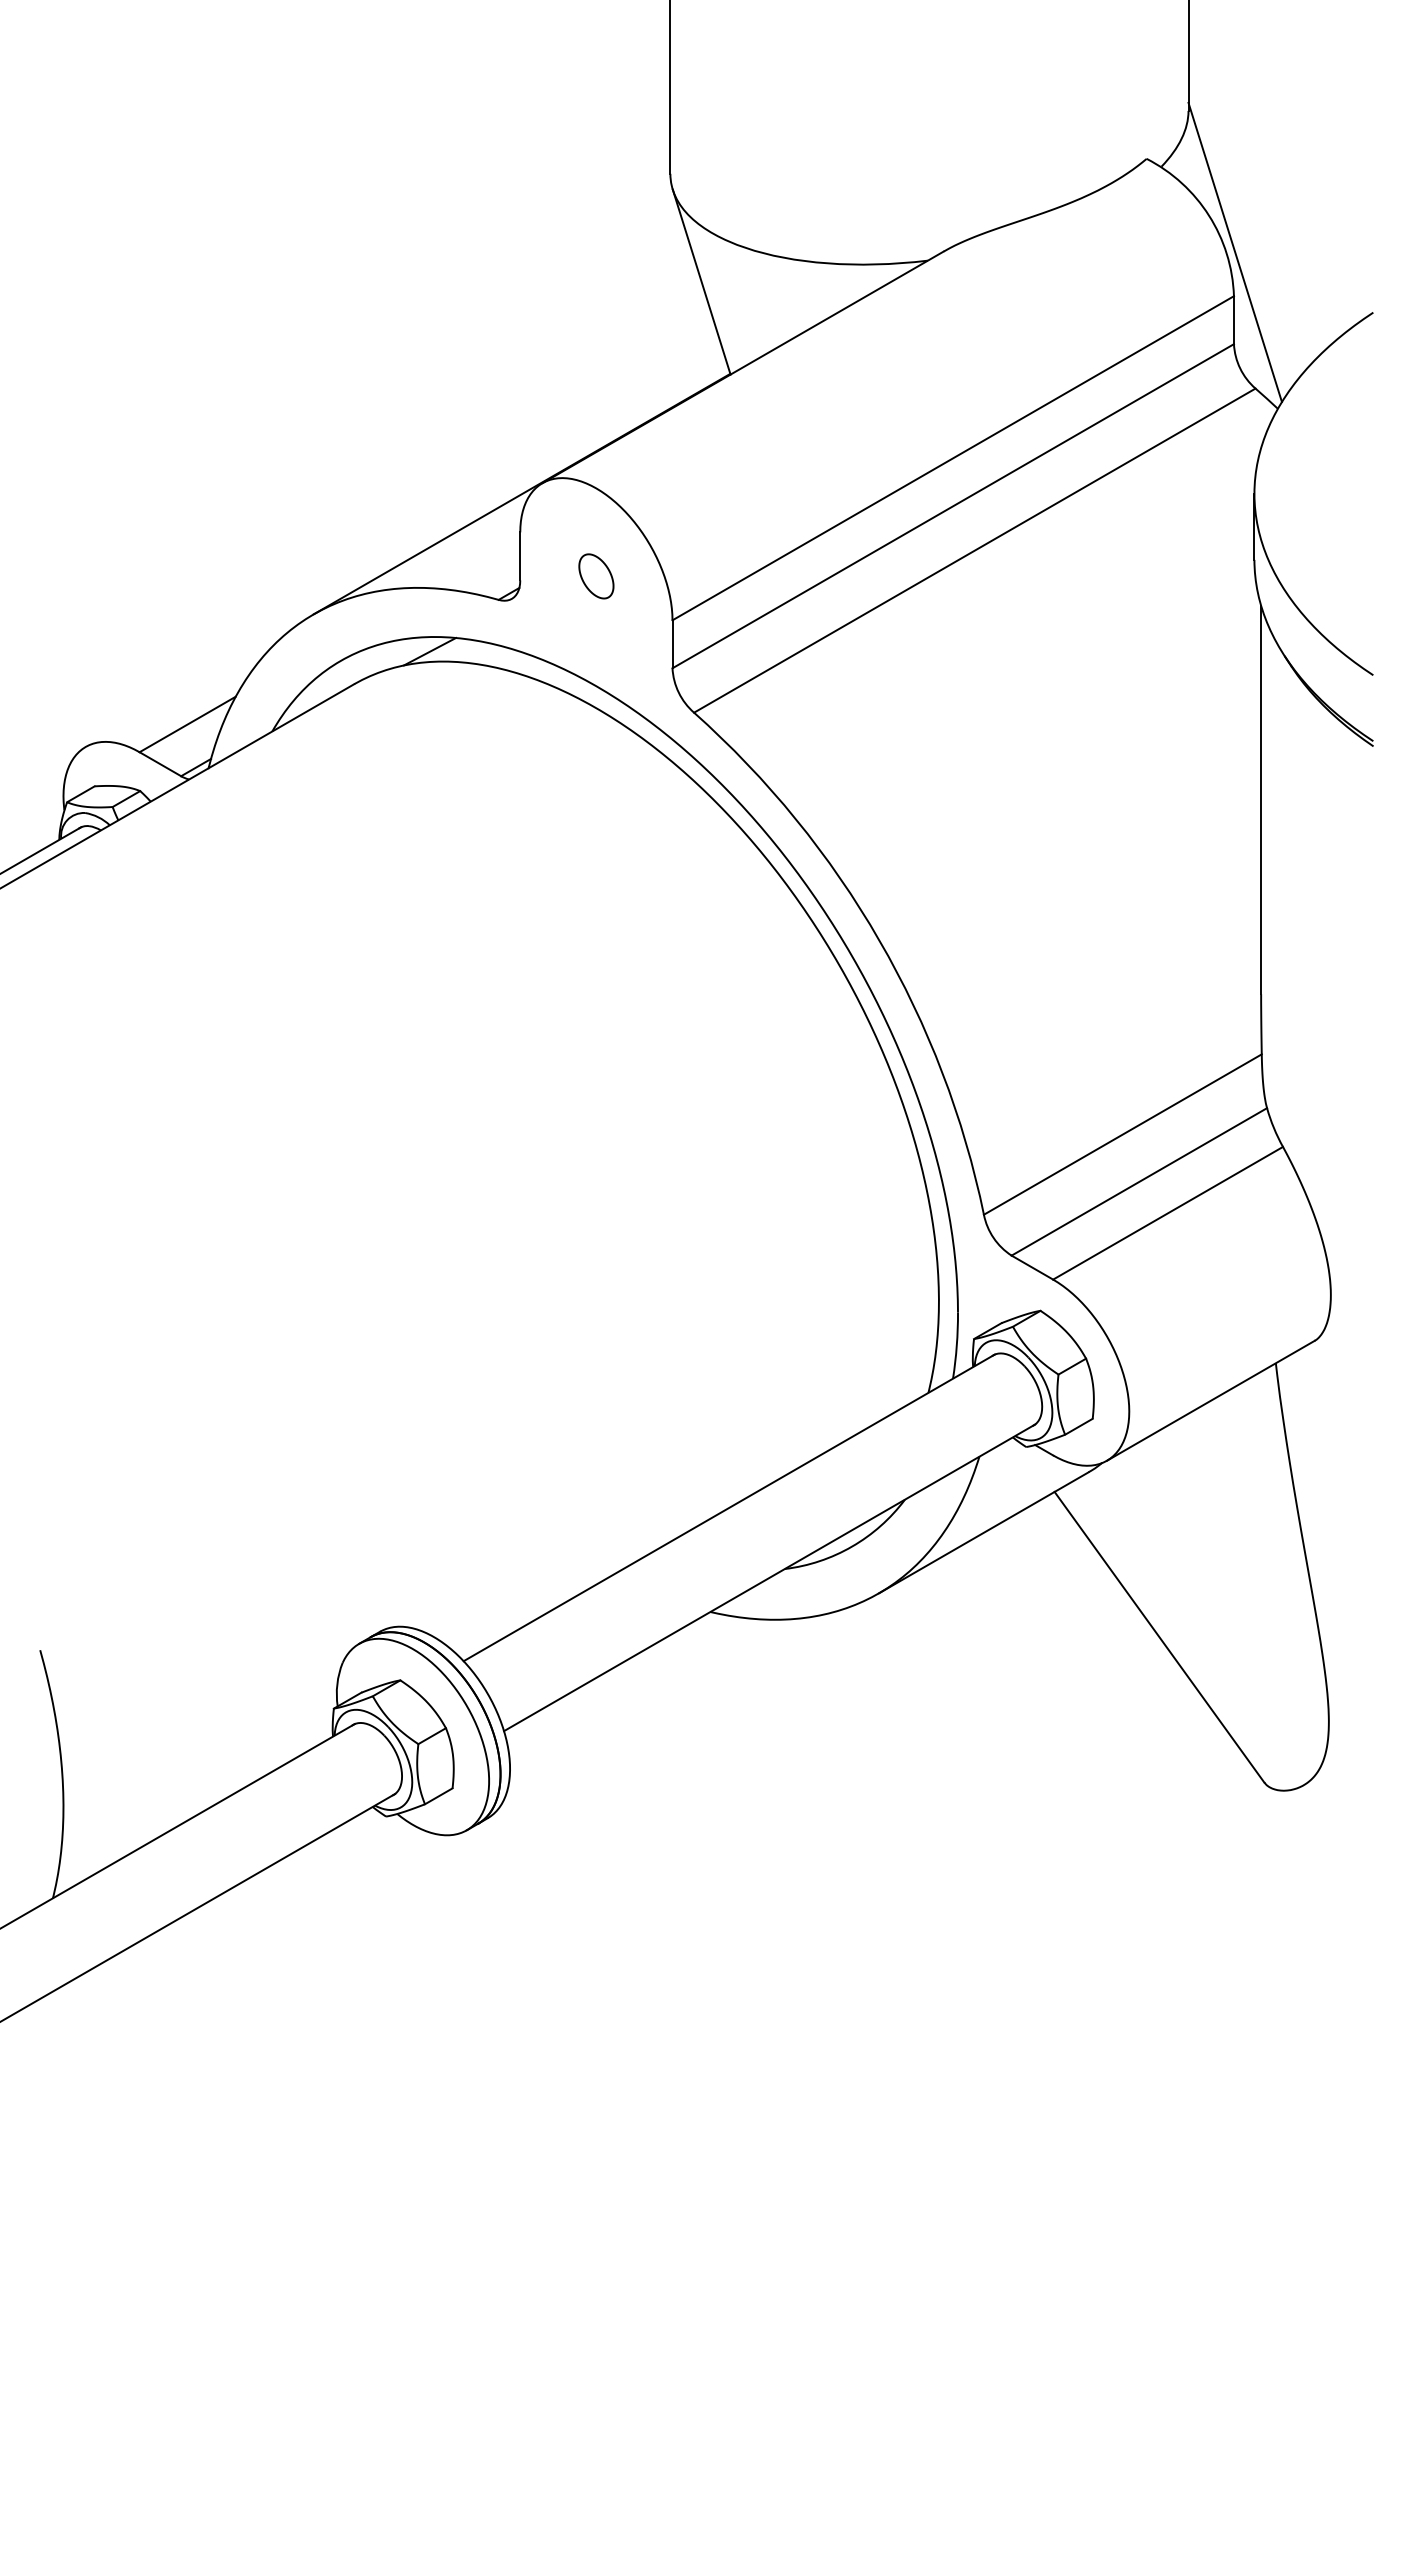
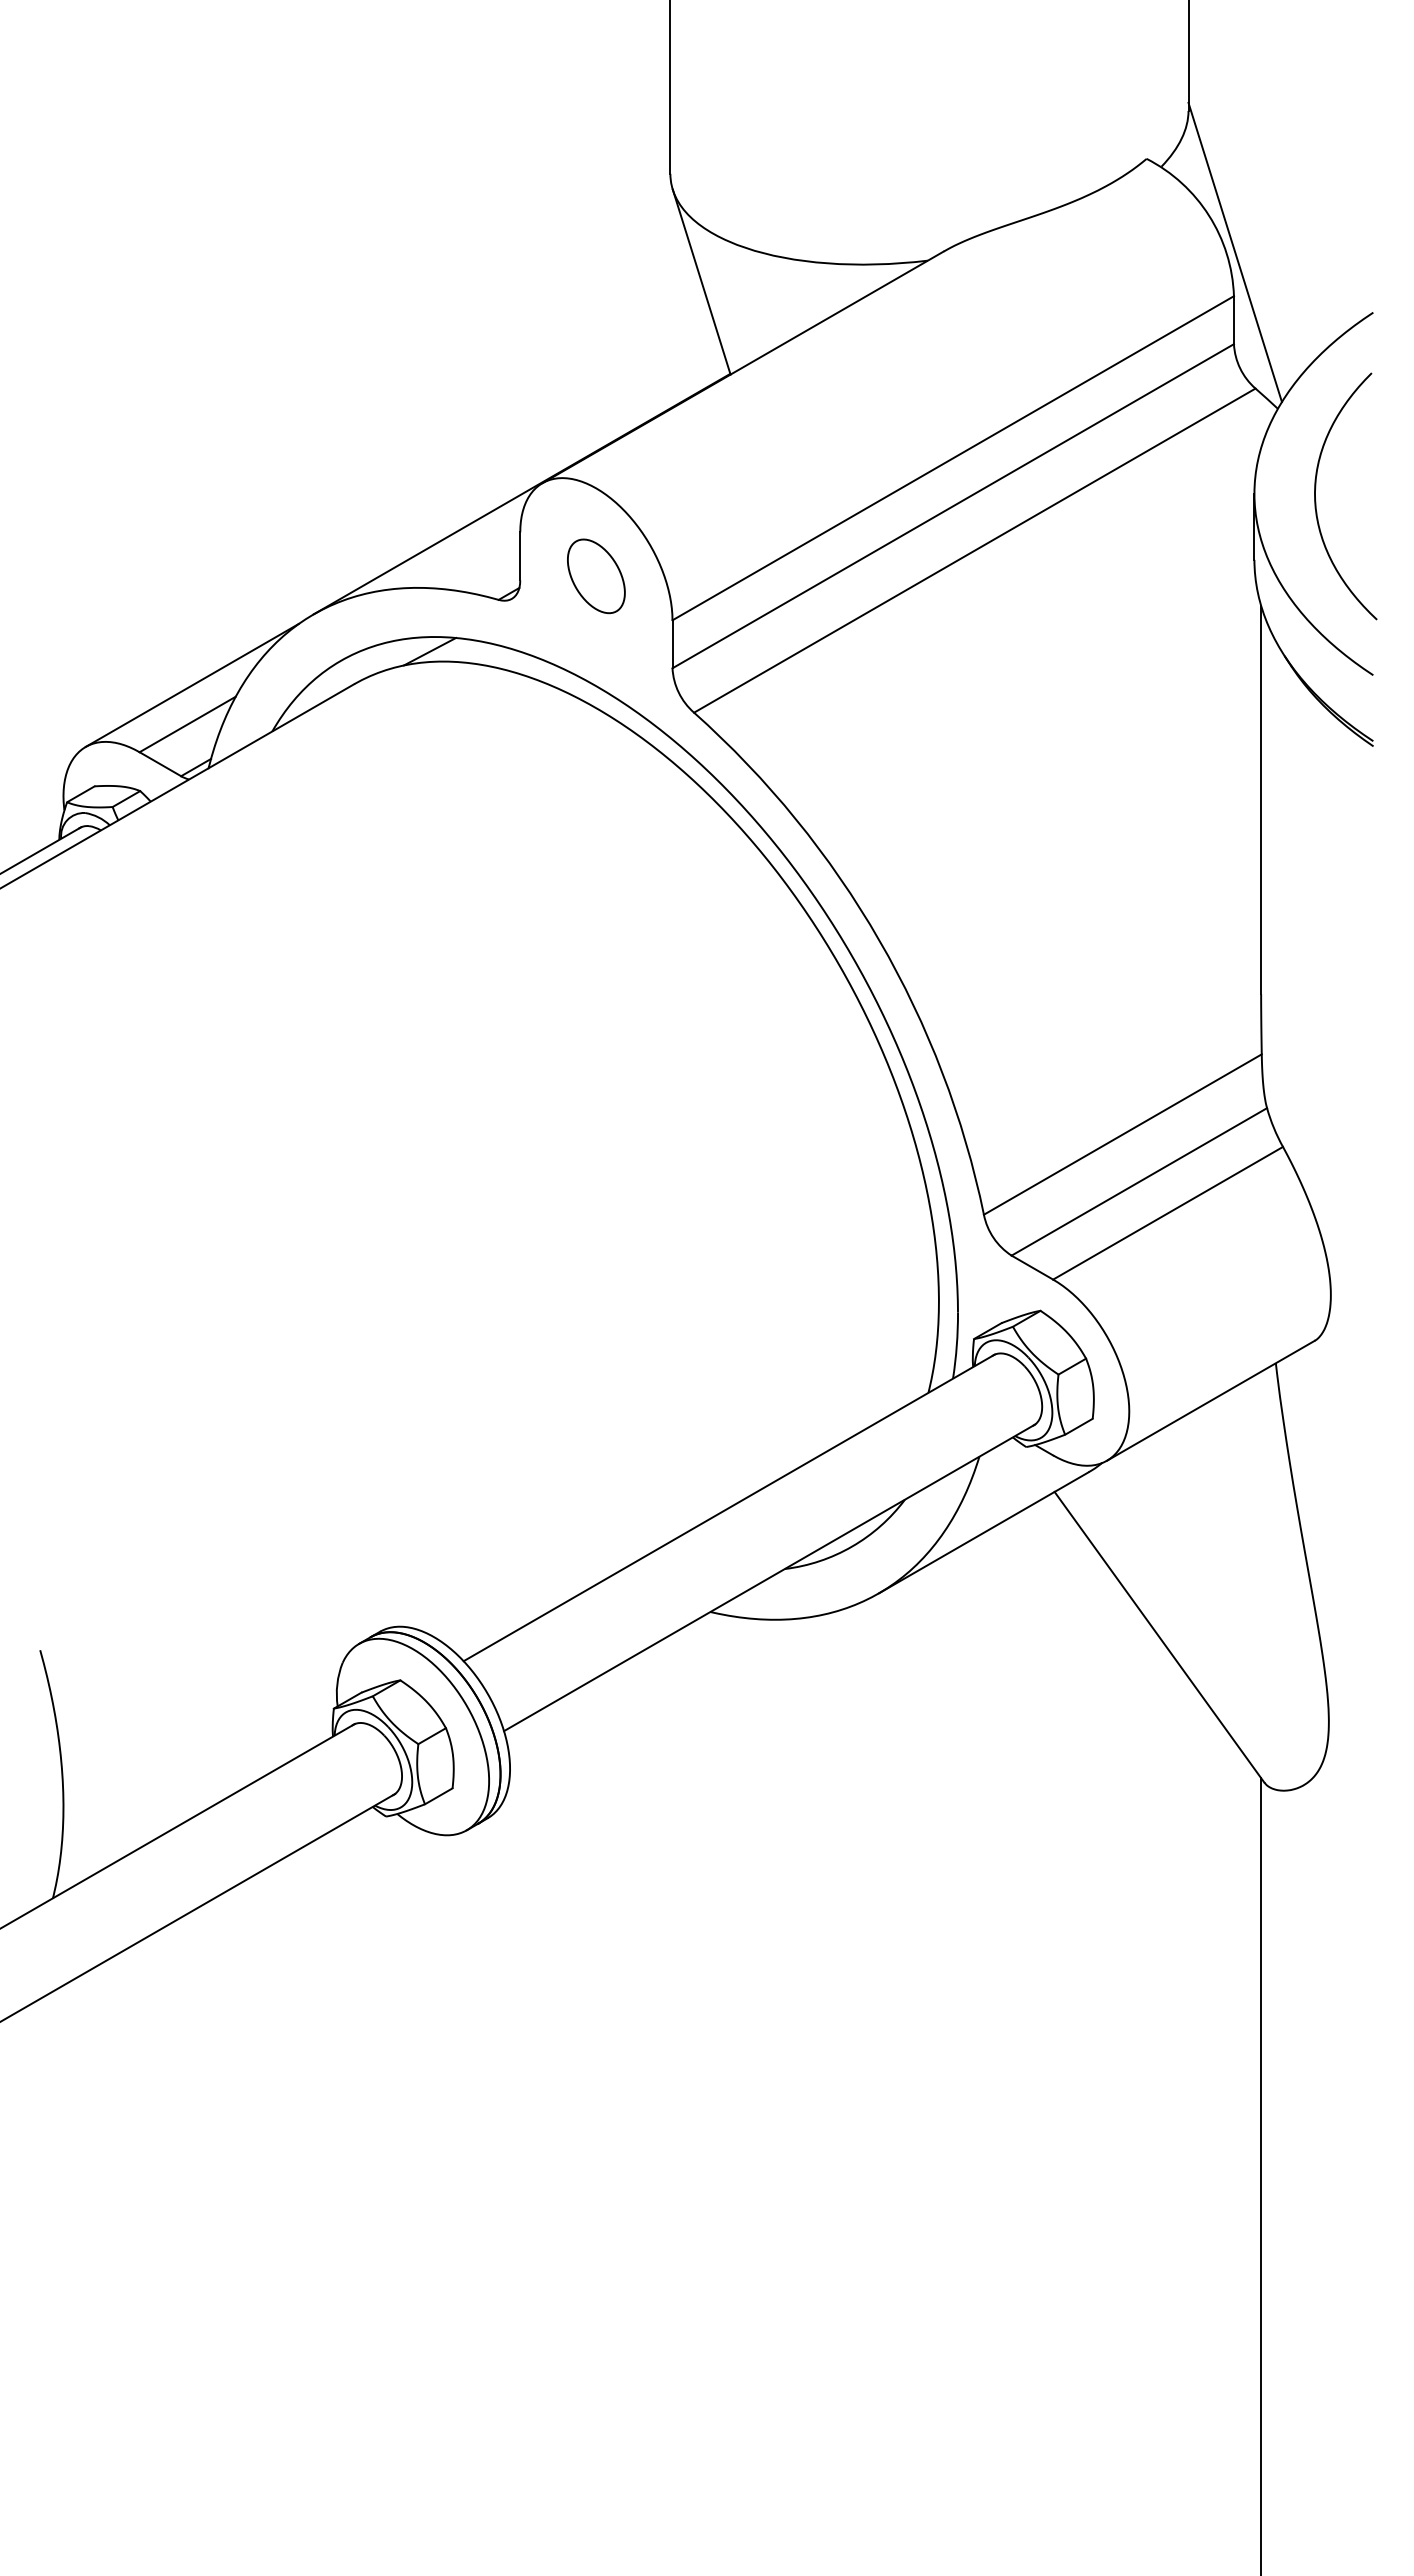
curve: none -> present (1316, 501)
part size: 37x47 px -> 59x77 px (596, 576)
line: none -> present (191, 684)
line: none -> present (1261, 2175)
